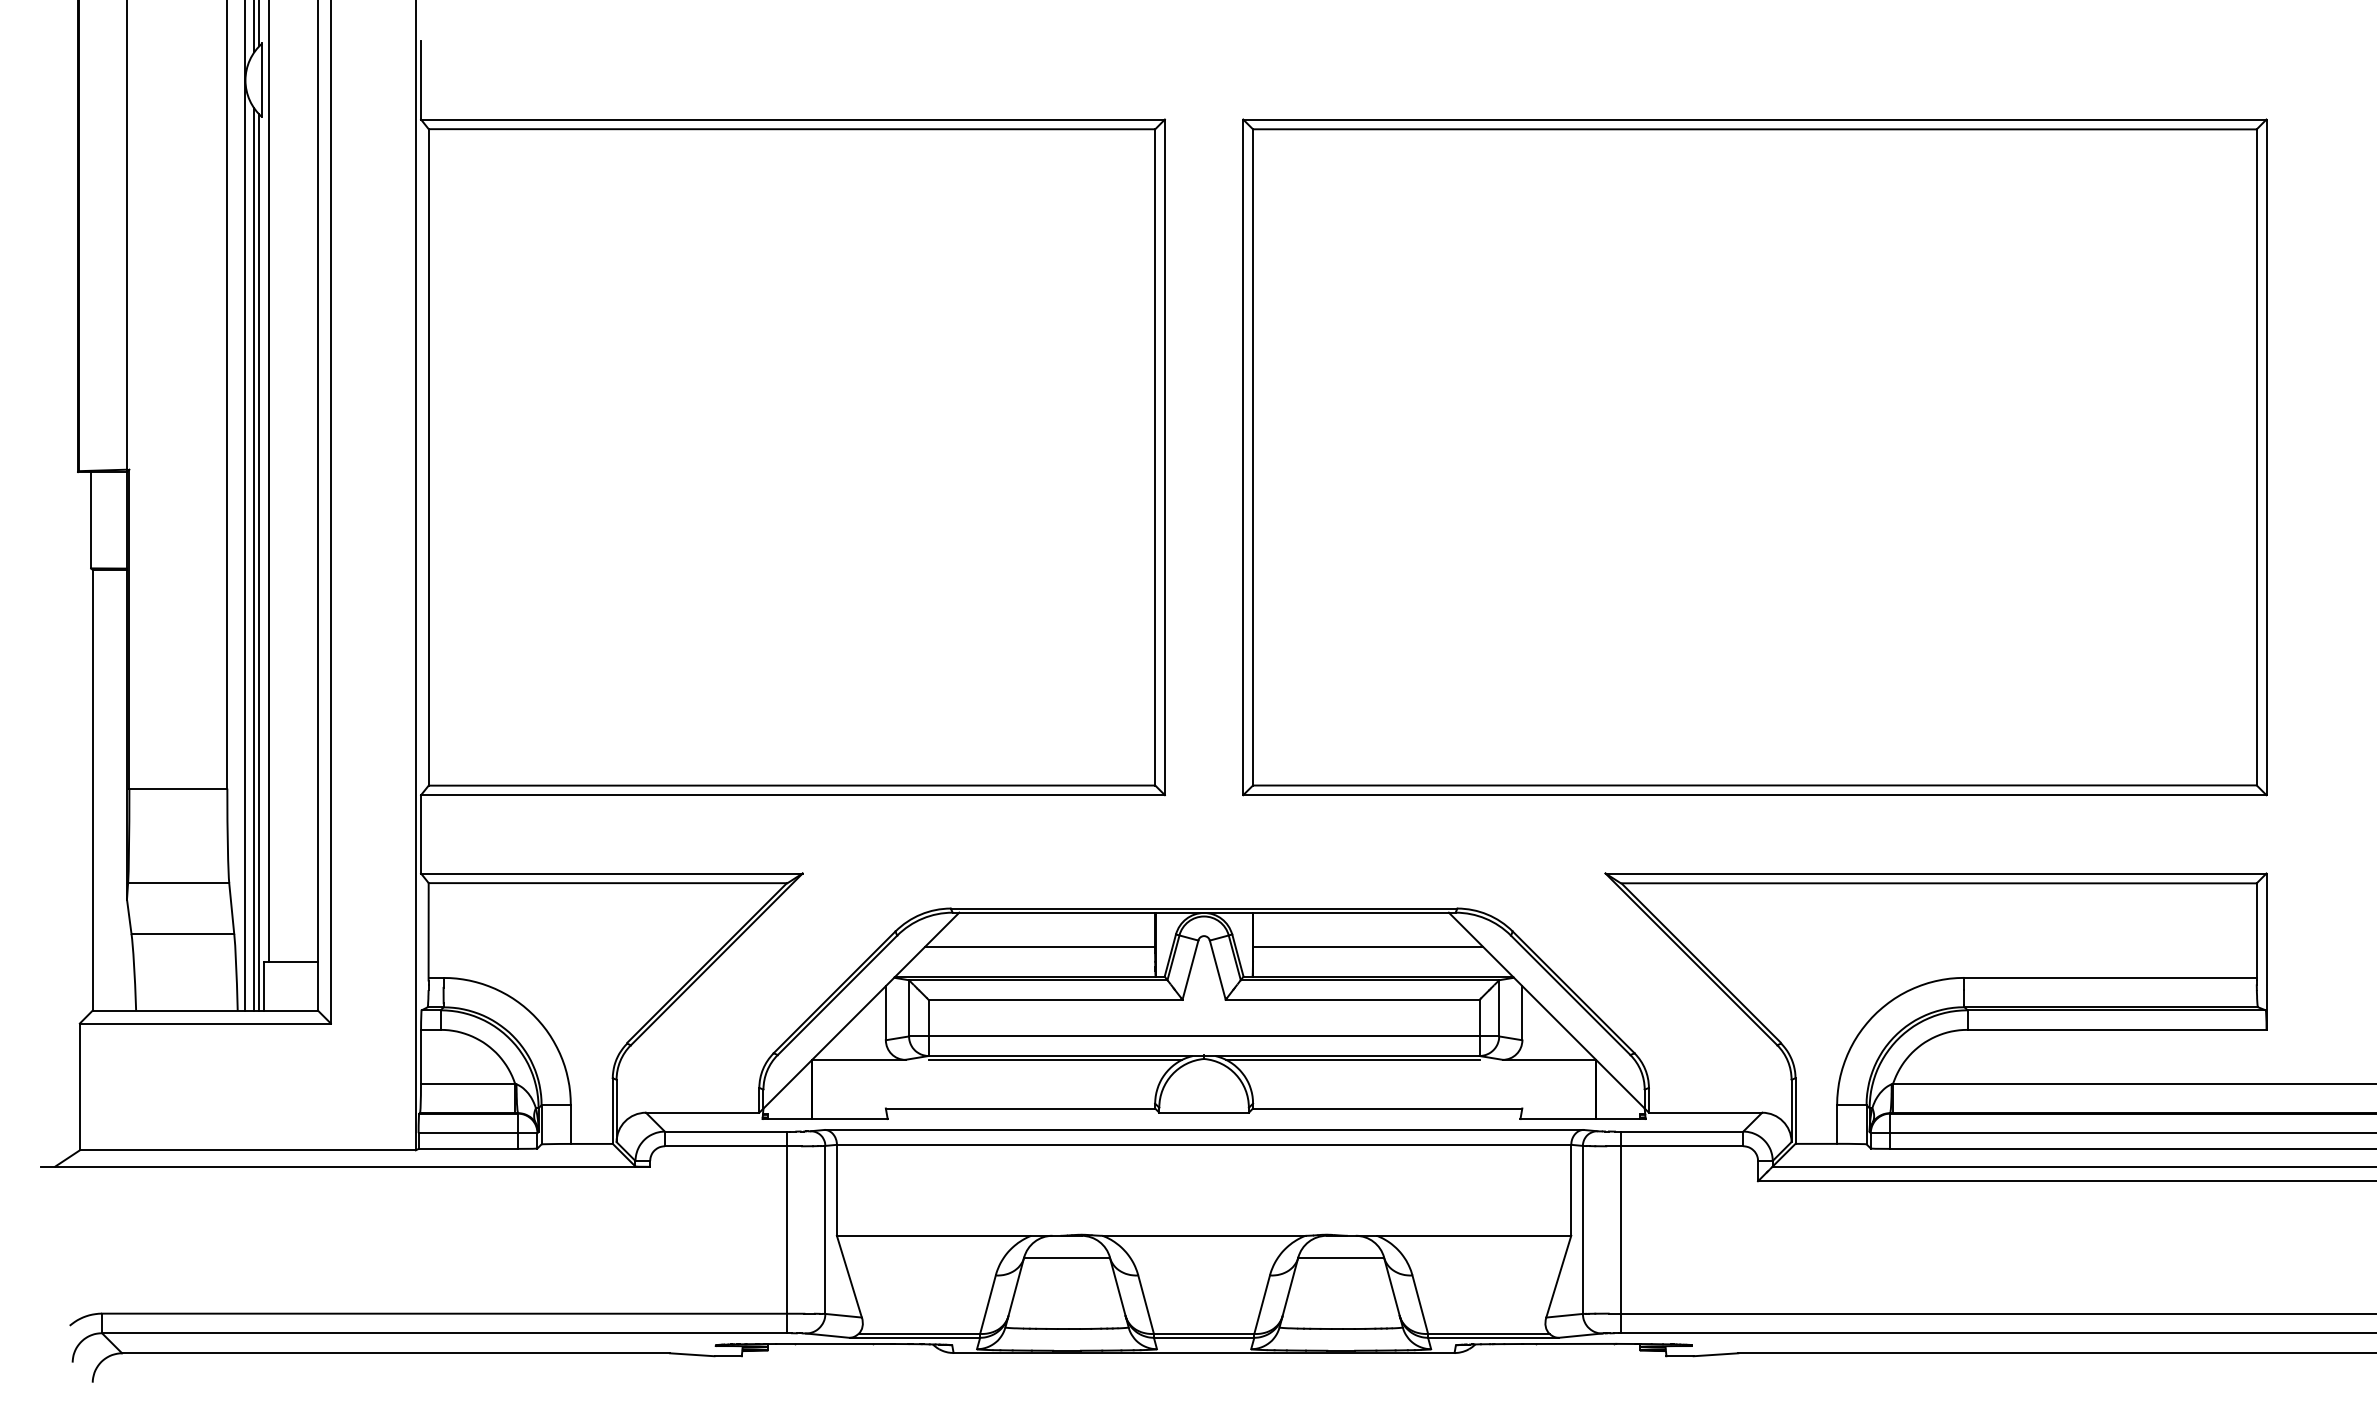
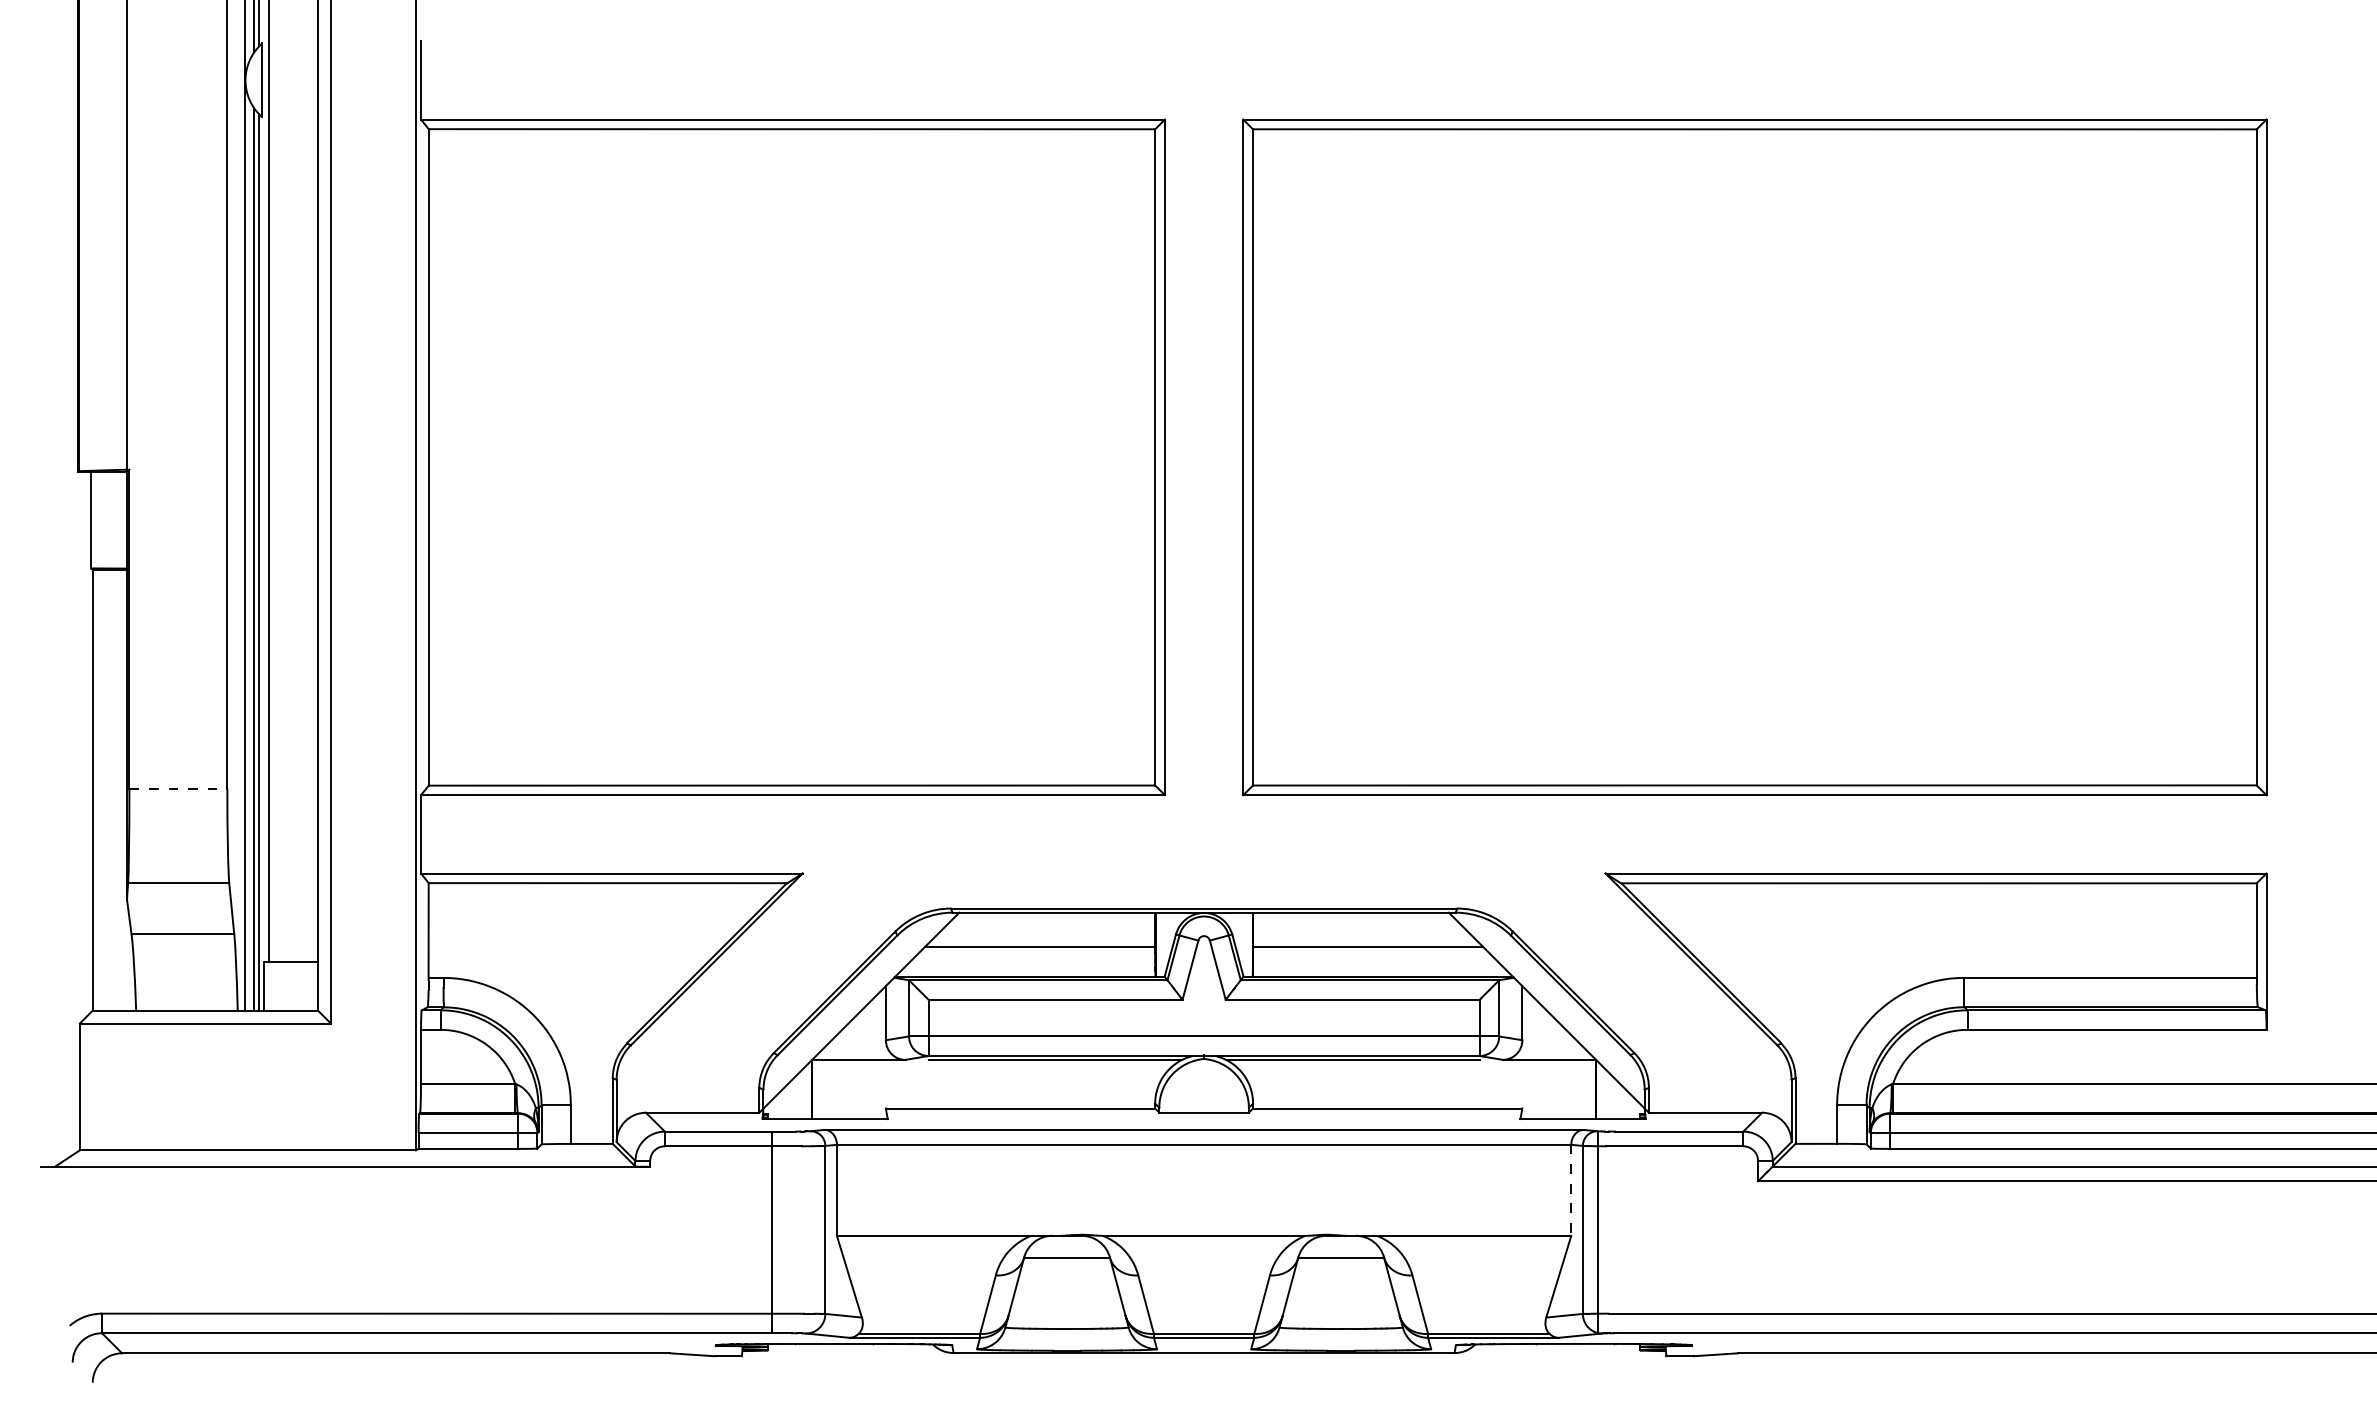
line: solid -> dashed (178, 788)
line: solid -> dashed (1571, 1190)
line position: (786, 1232) -> (771, 1232) (771, 1232)
line position: (1621, 1232) -> (1598, 1232) (1598, 1232)
